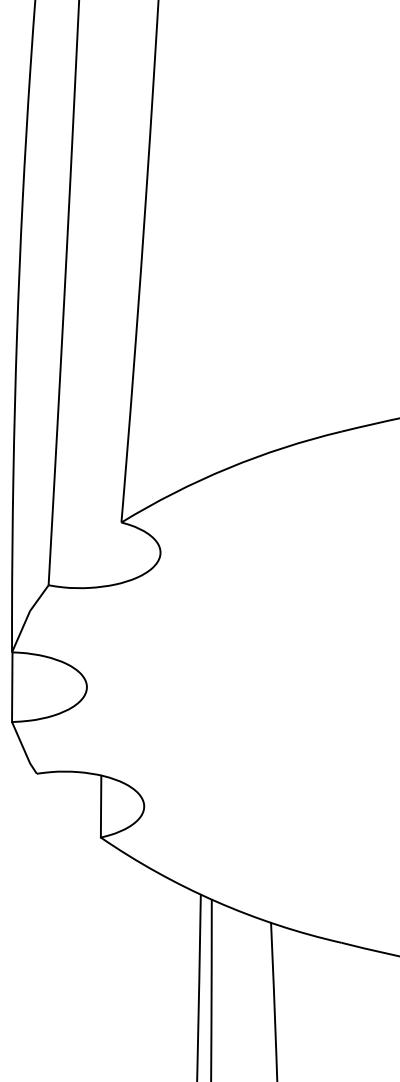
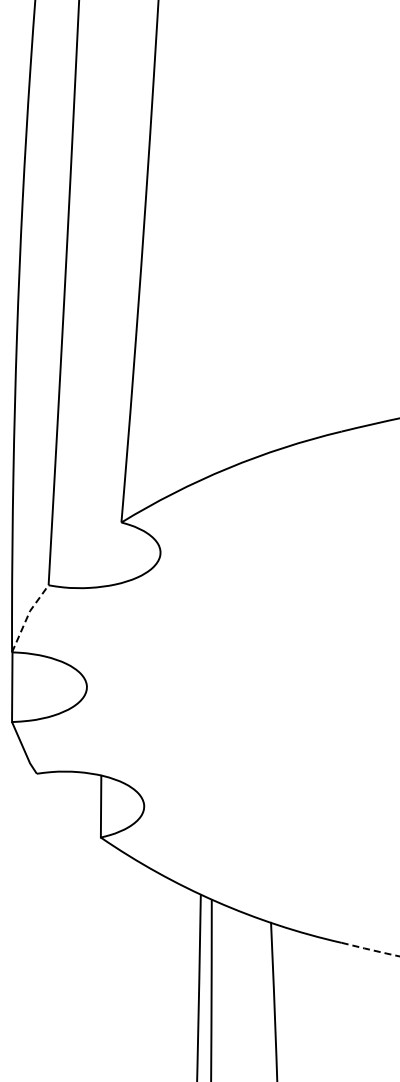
line: solid -> dashed (27, 616)
arc: solid -> dashed (370, 949)
